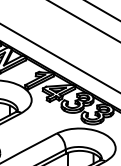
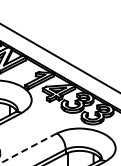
line: present -> none (102, 10)
line: present -> none (83, 21)
arc: solid -> dashed (27, 148)
